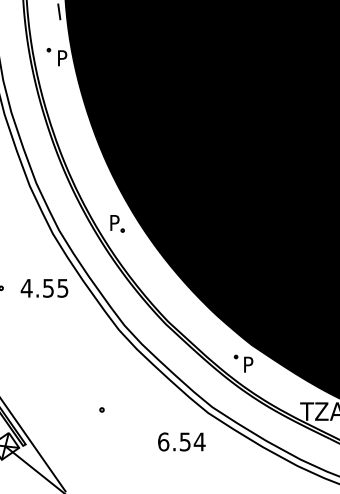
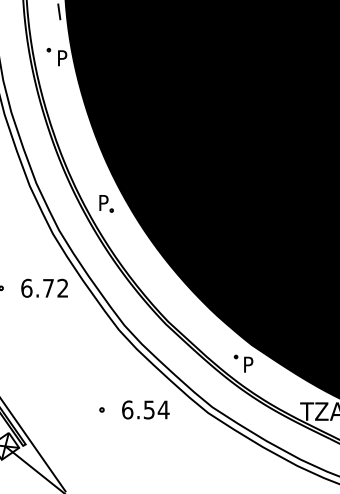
part position: (117, 223) -> (106, 203) (106, 203)
text: 4.55 -> 6.72 (44, 287)
text position: (181, 441) -> (145, 409) (145, 409)
